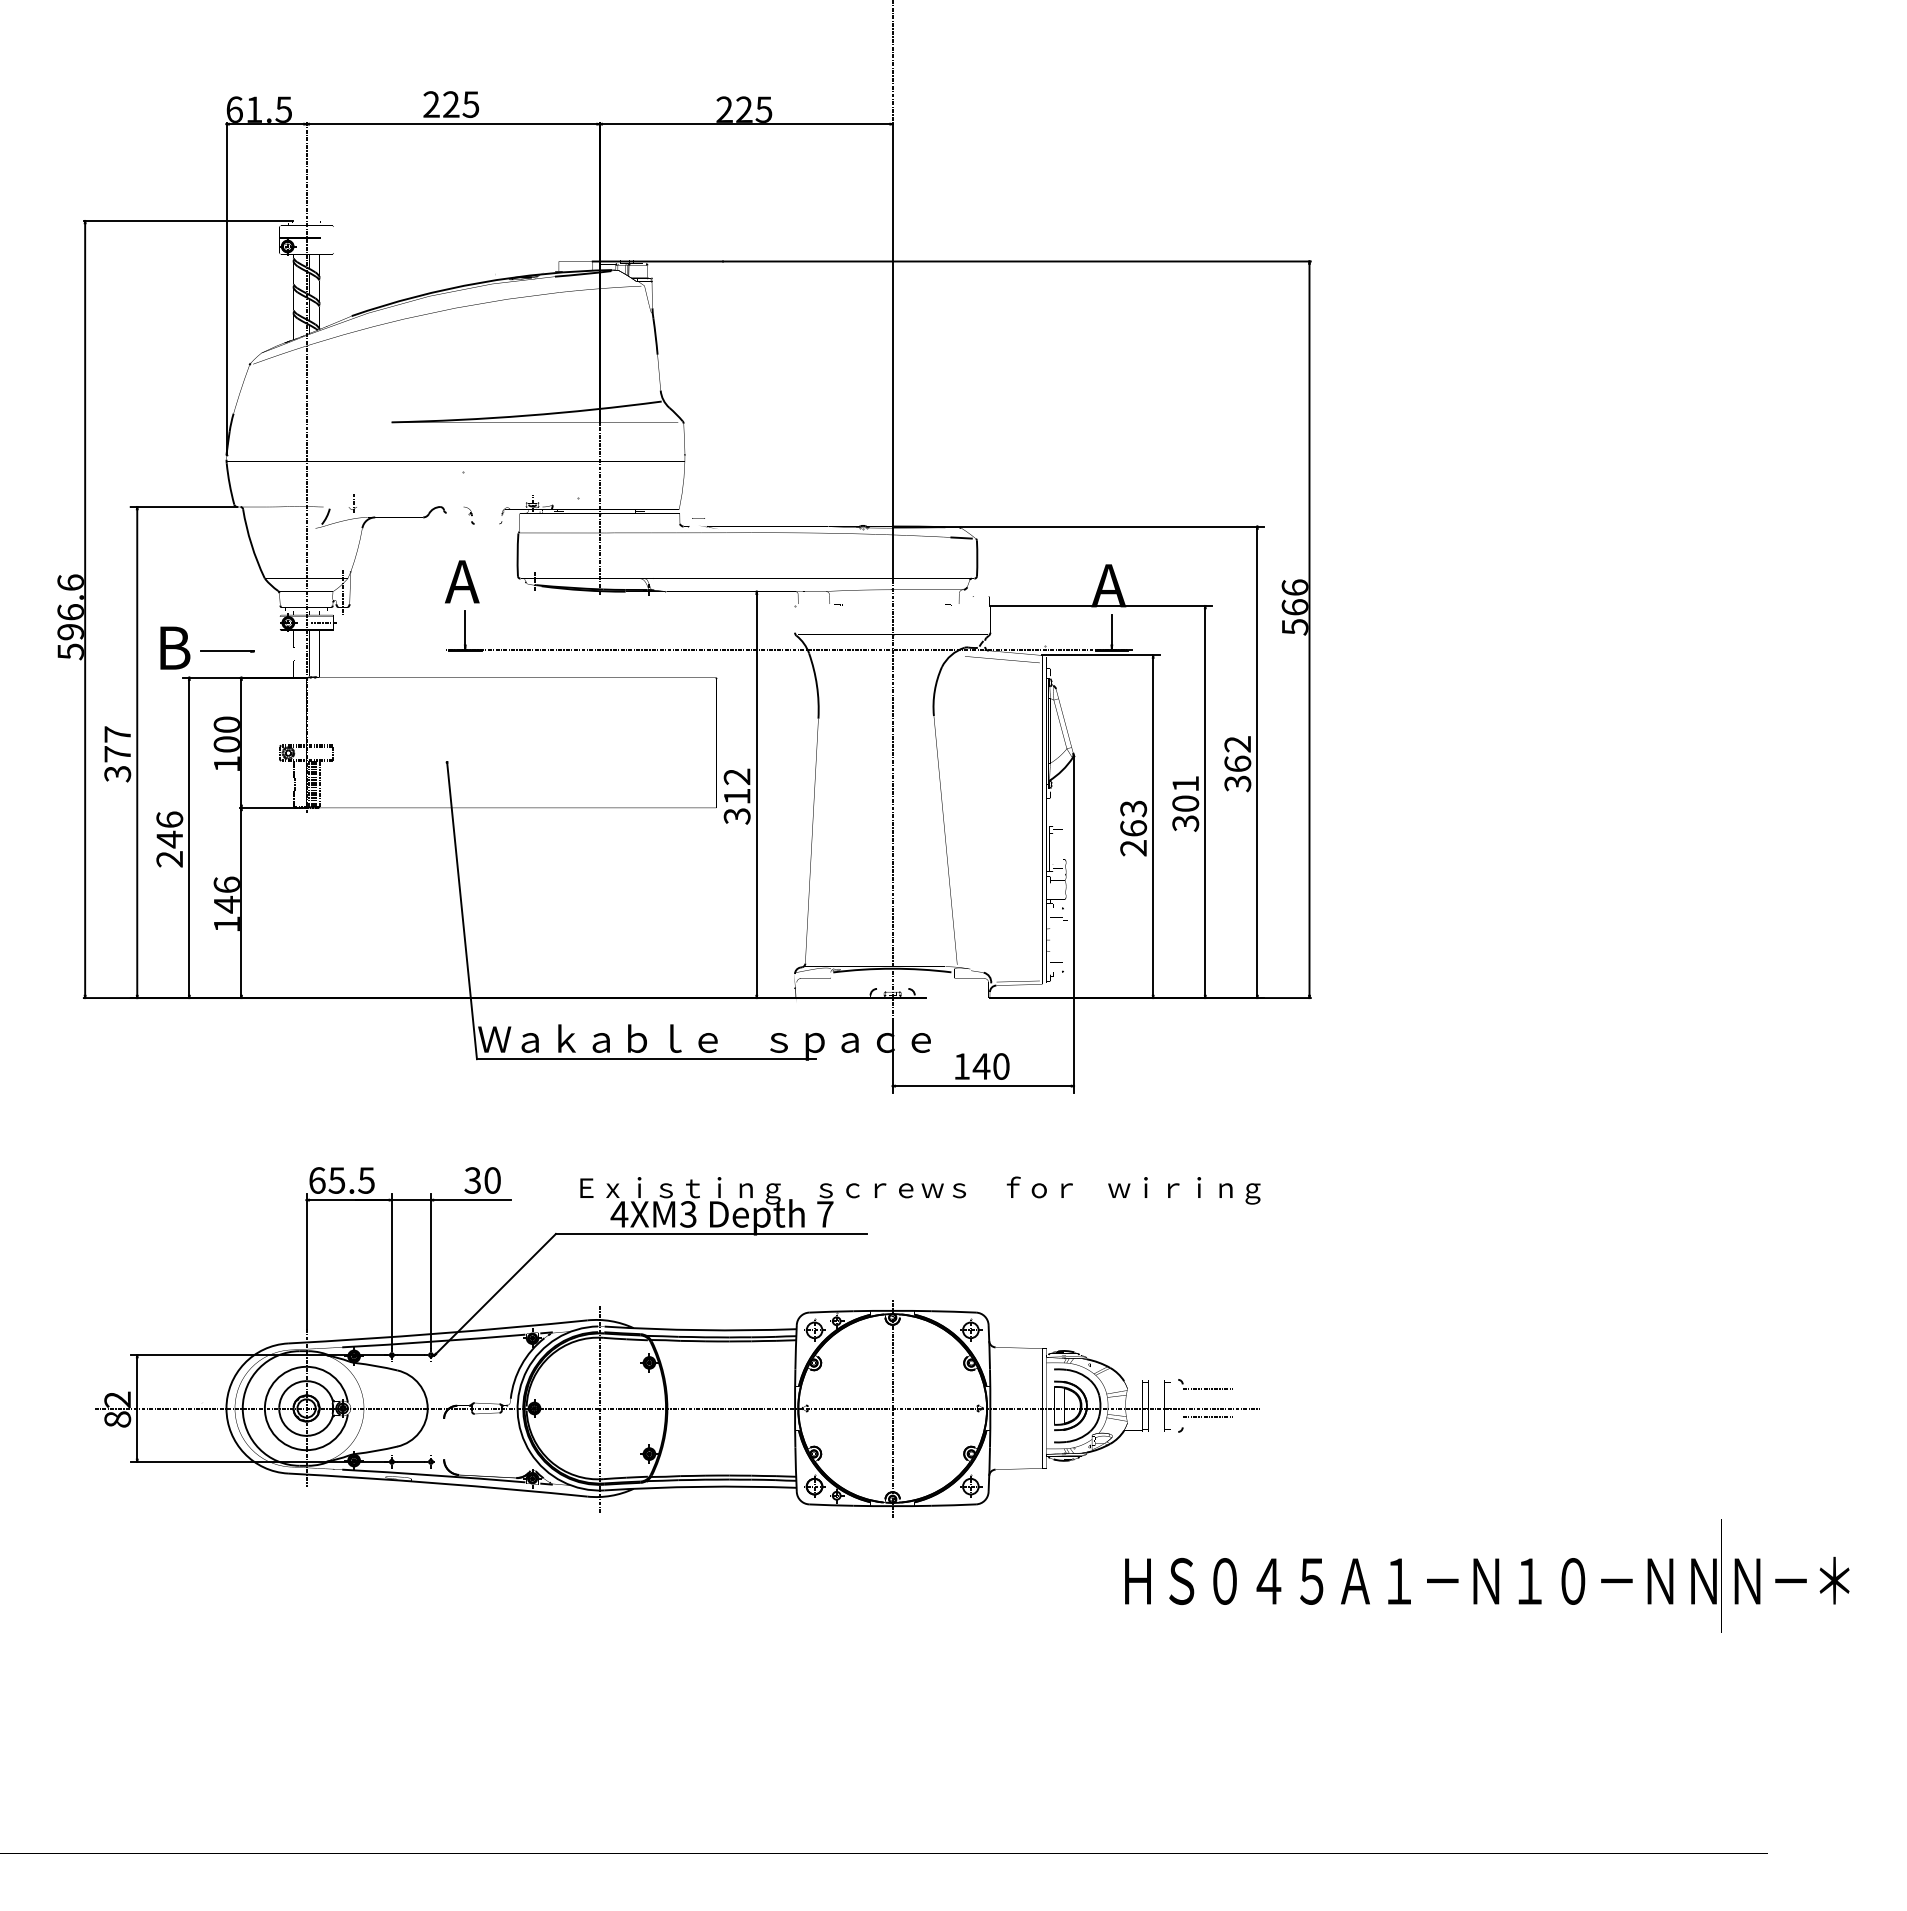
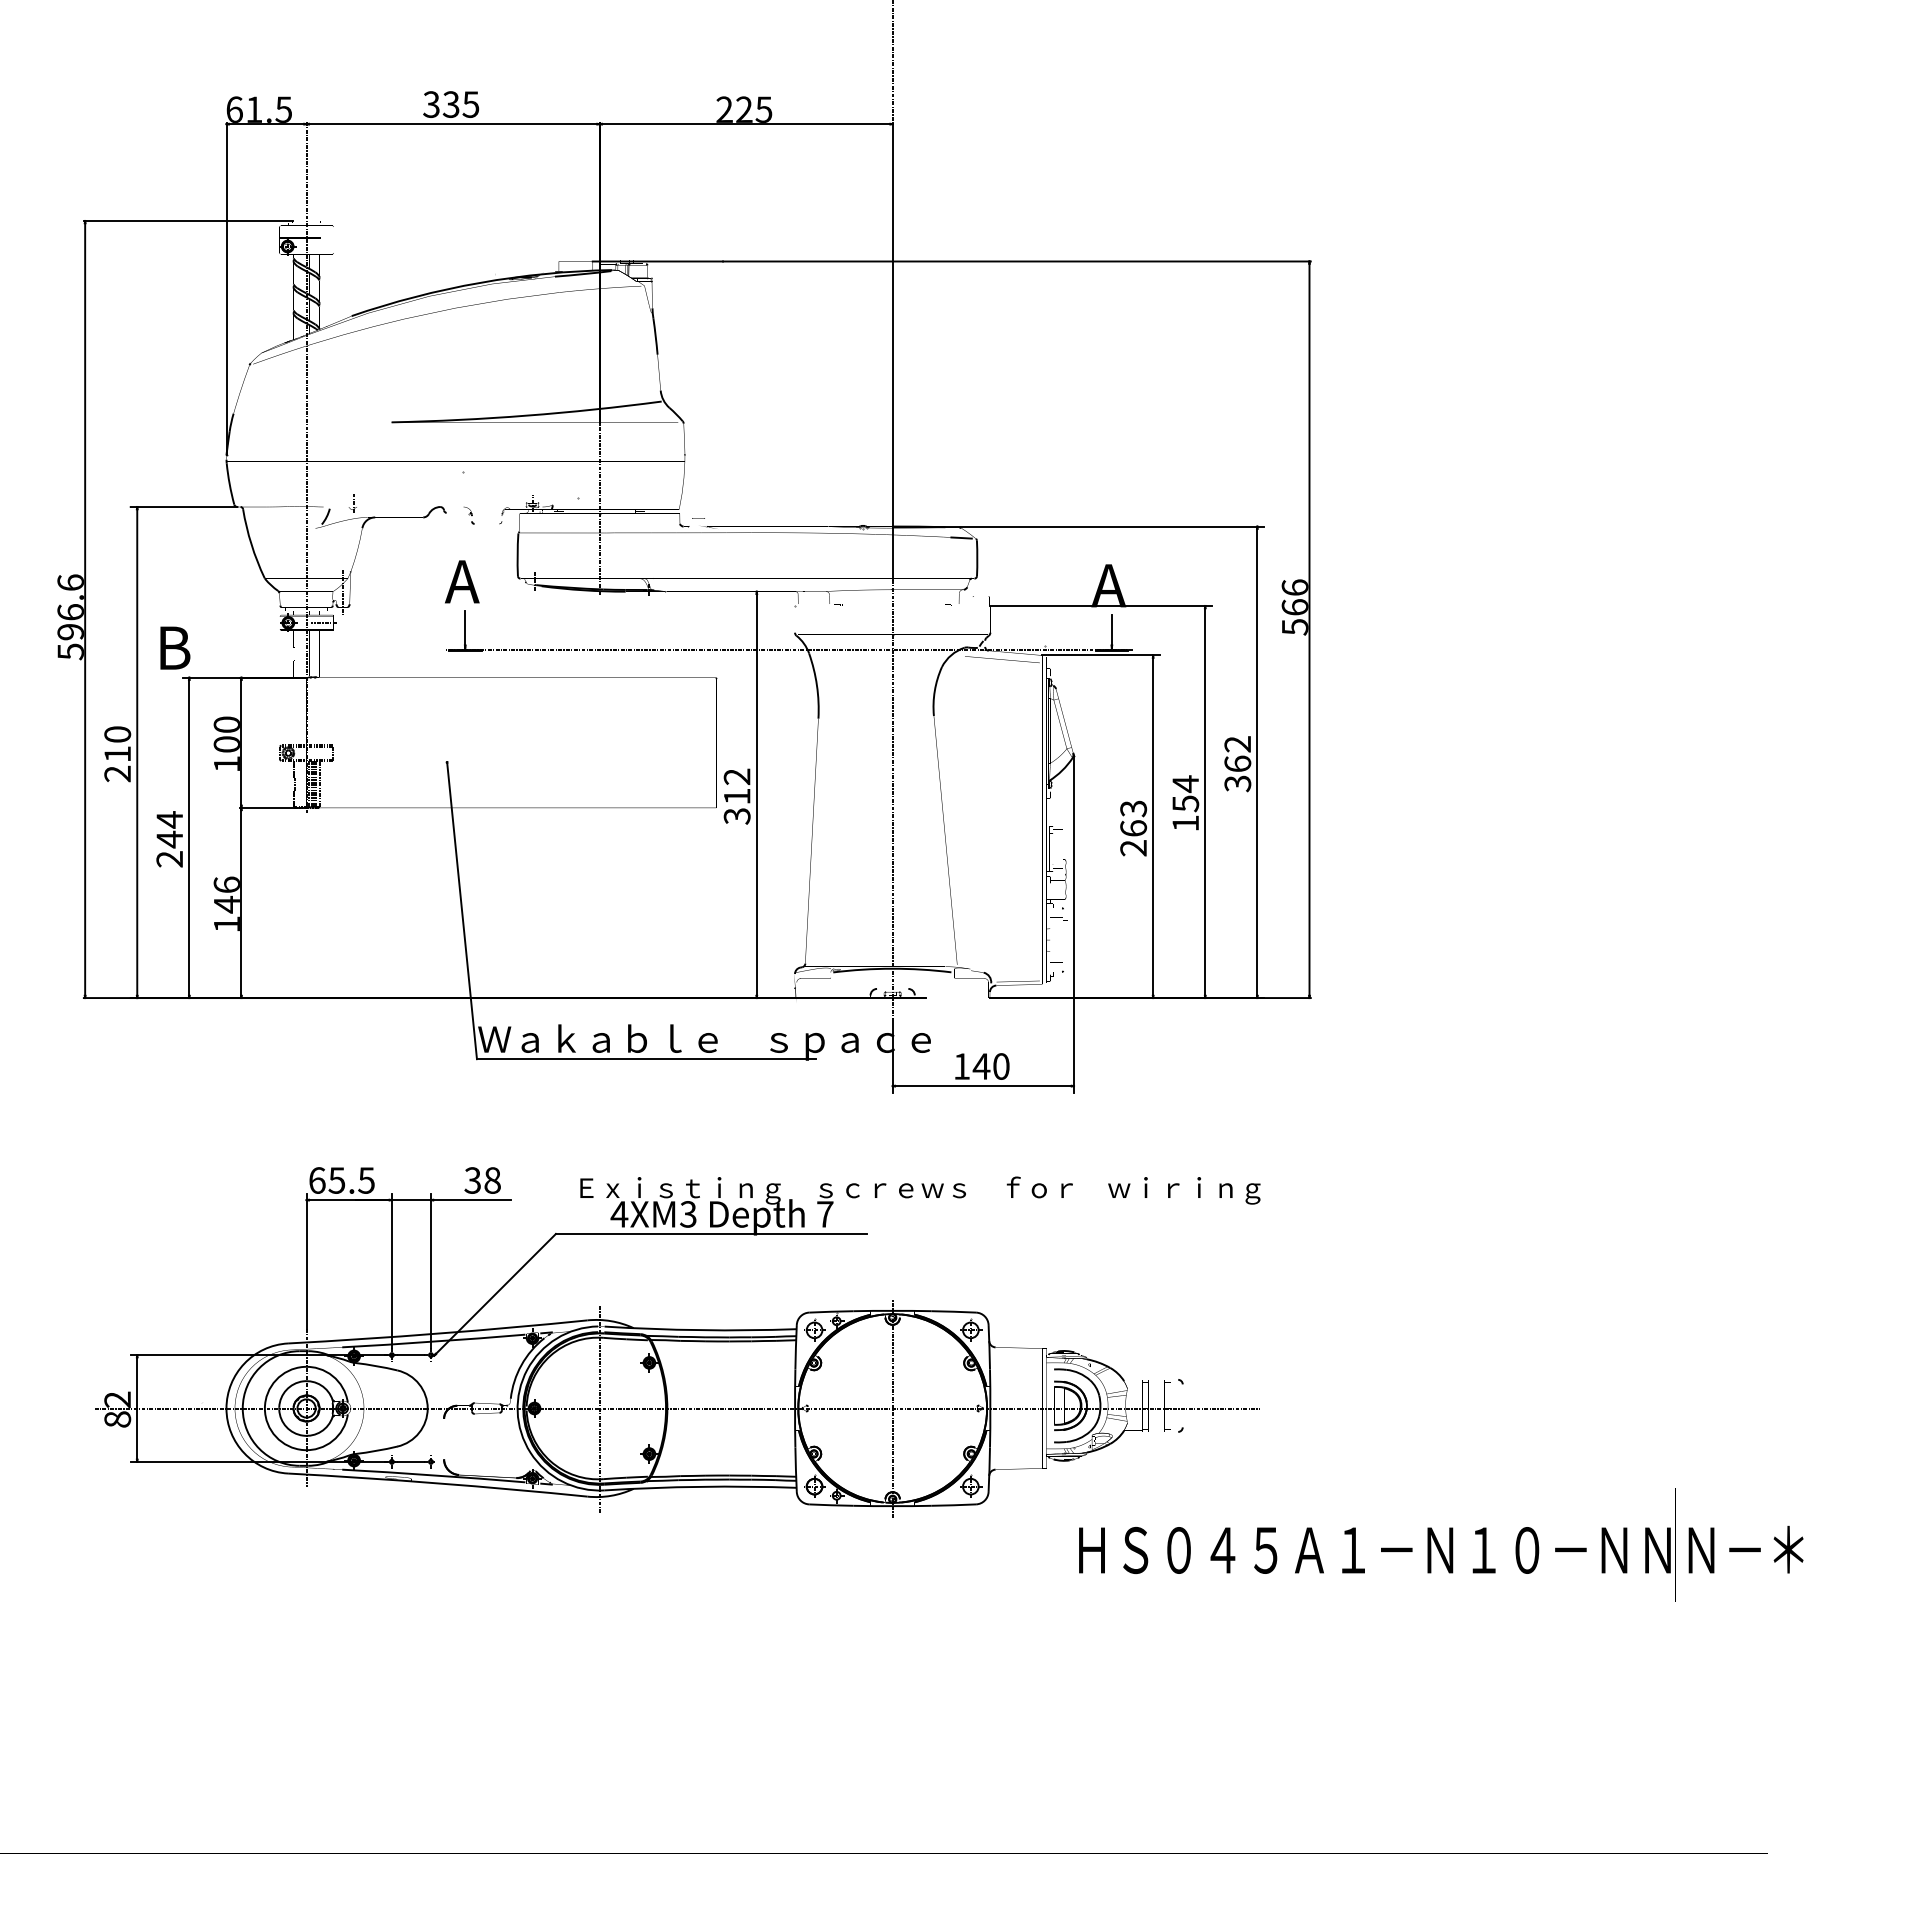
text: 225 -> 335 (441, 104)
line: present -> none (227, 651)
text: 377 -> 210 (117, 754)
text: 301 -> 154 (1185, 803)
text: 246 -> 244 (169, 819)
text: 30 -> 38 (492, 1180)
line: present -> none (1207, 1389)
line: present -> none (1207, 1417)
text position: (1487, 1575) -> (1441, 1544) (1441, 1544)
